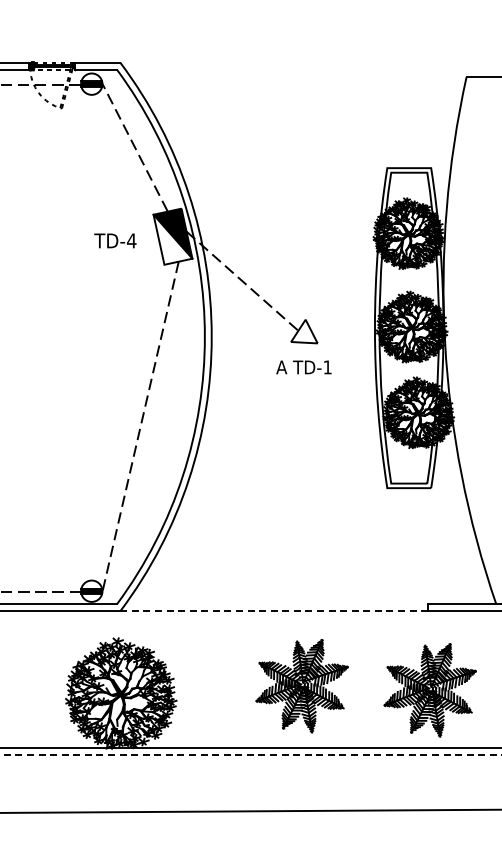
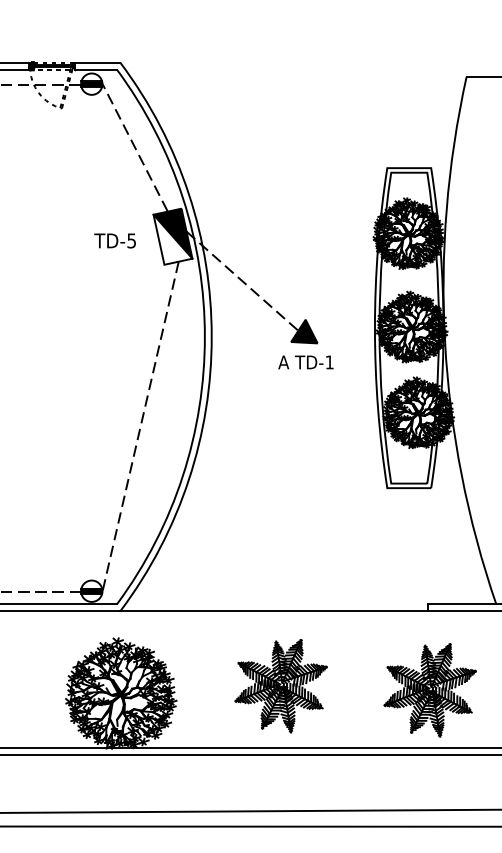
text: TD-4 -> TD-5 (131, 240)
fill: none -> present (304, 331)
text position: (303, 367) -> (305, 362) (305, 362)
line: dashed -> solid (274, 611)
part position: (301, 686) -> (280, 686) (280, 686)
line: dashed -> solid (251, 755)
line: none -> present (250, 826)
